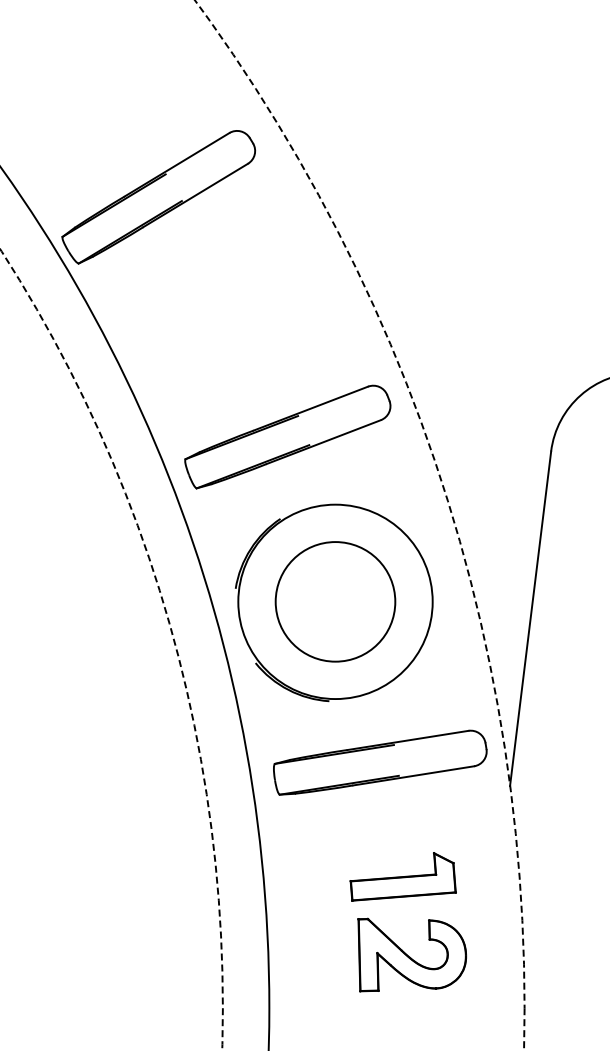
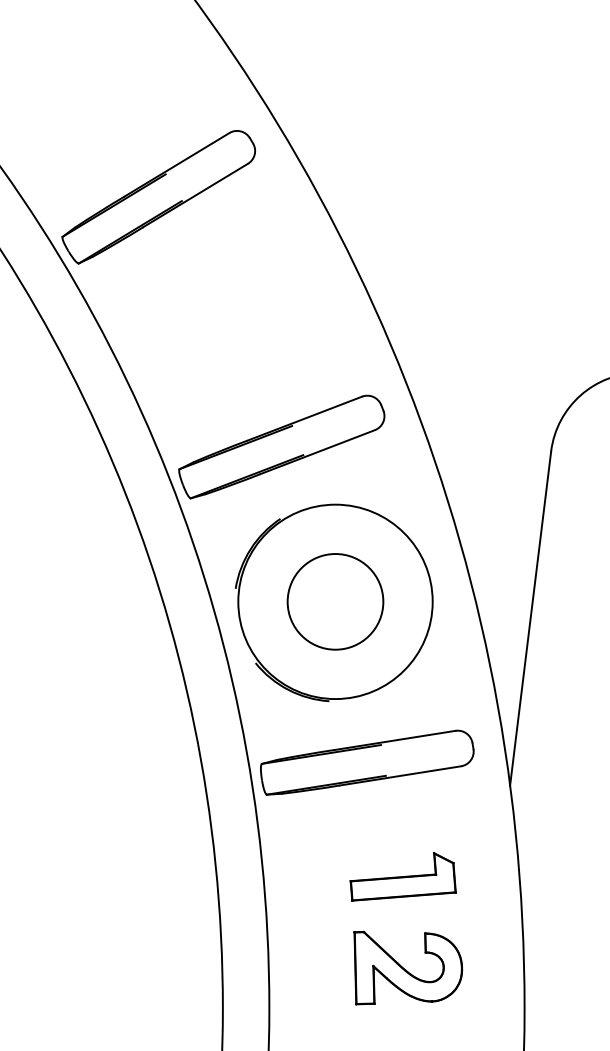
part position: (287, 436) -> (281, 446) (281, 446)
circle: dashed -> solid (359, 525)
circle diameter: 120 px -> 96 px (335, 601)
circle: dashed -> solid (111, 649)
part position: (380, 762) -> (367, 762) (367, 762)
part position: (411, 954) -> (407, 967) (407, 967)
